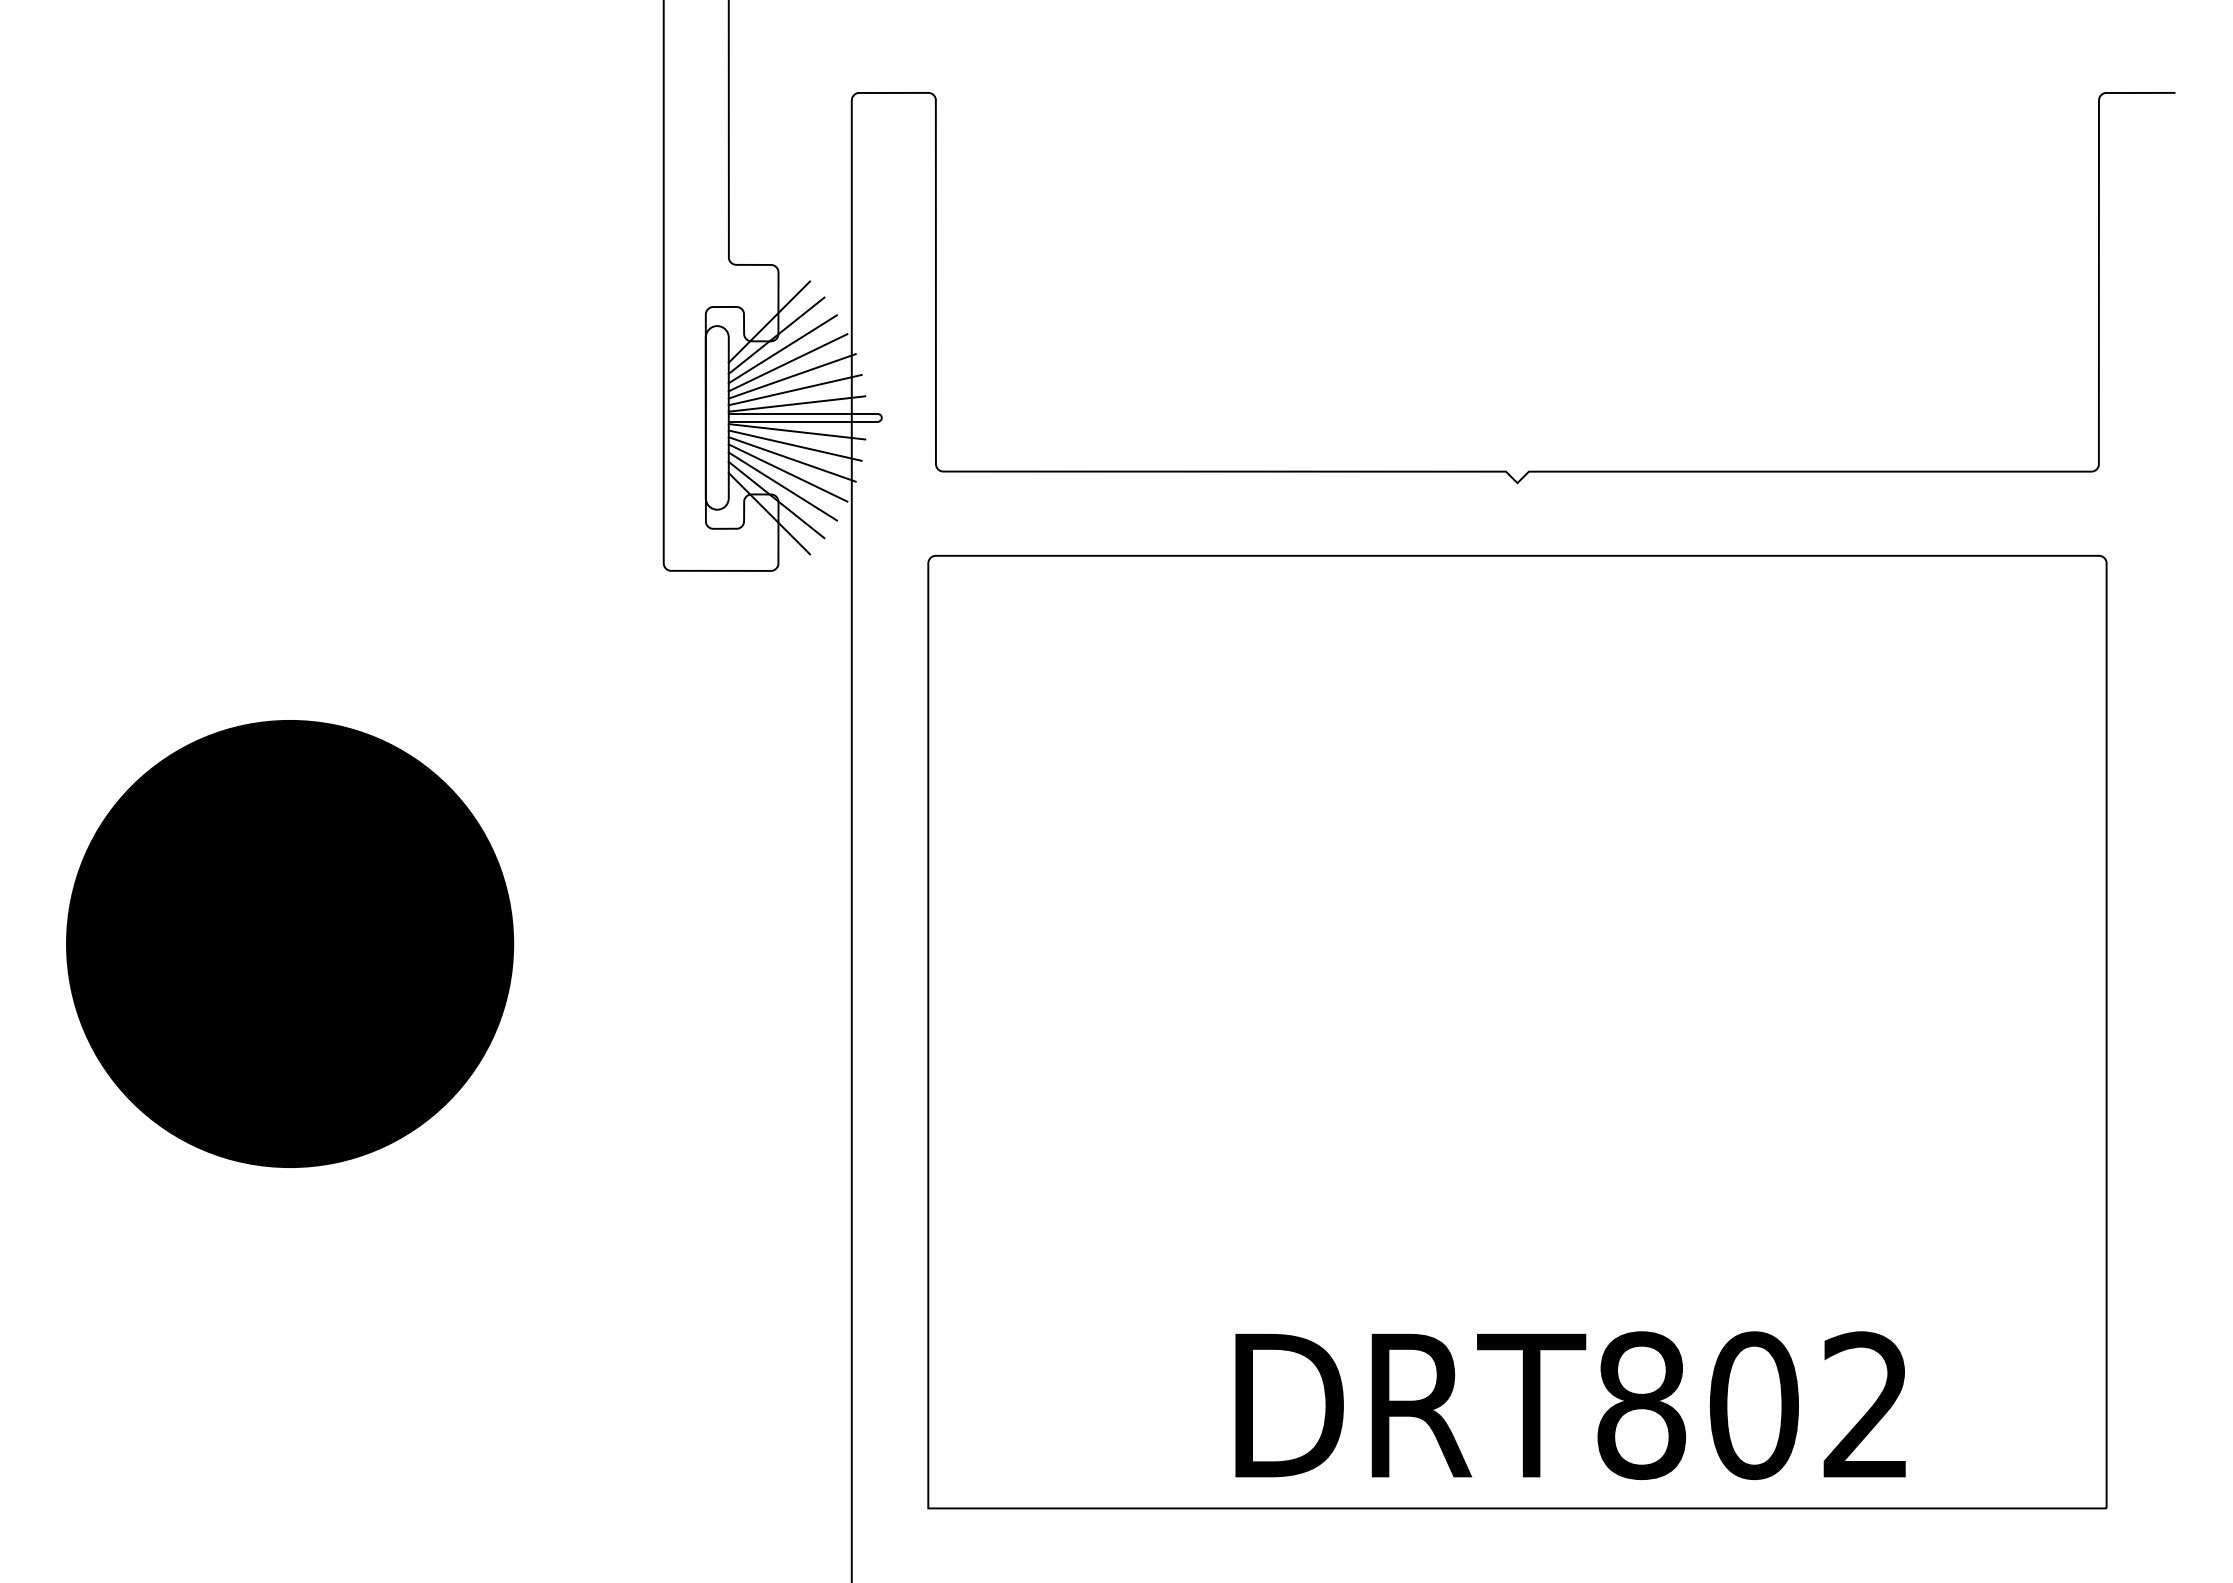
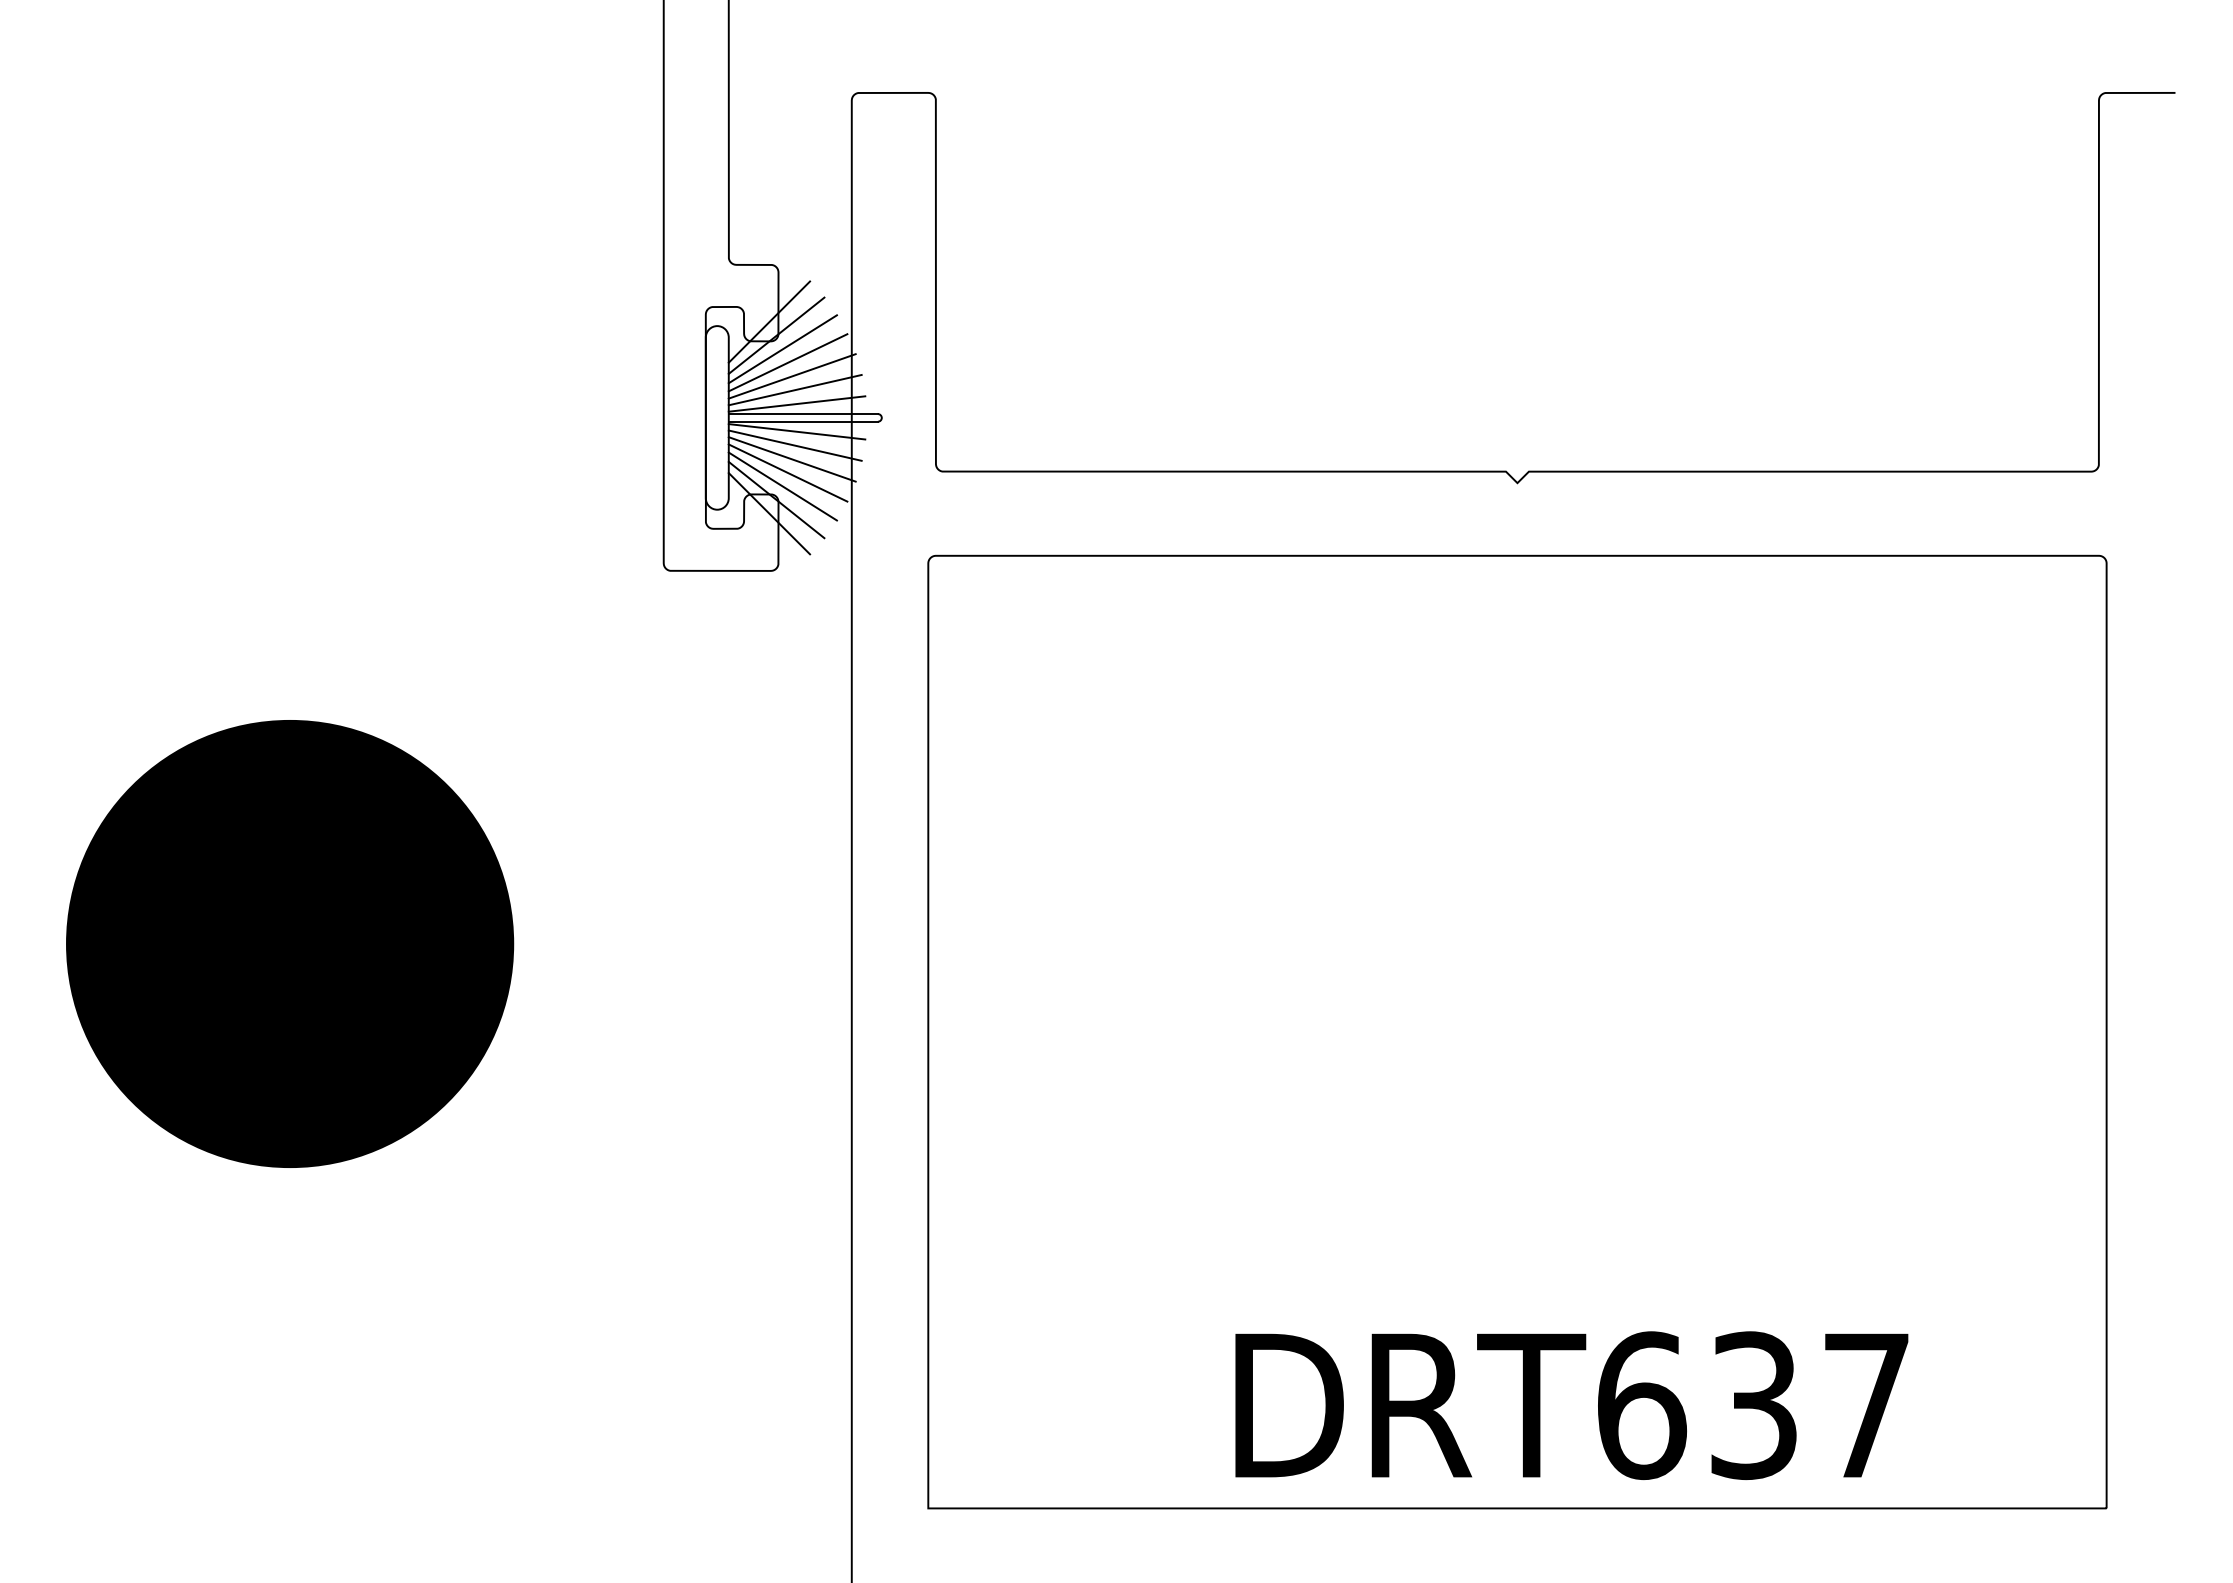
text: DRT802 -> DRT637 (1752, 1405)
